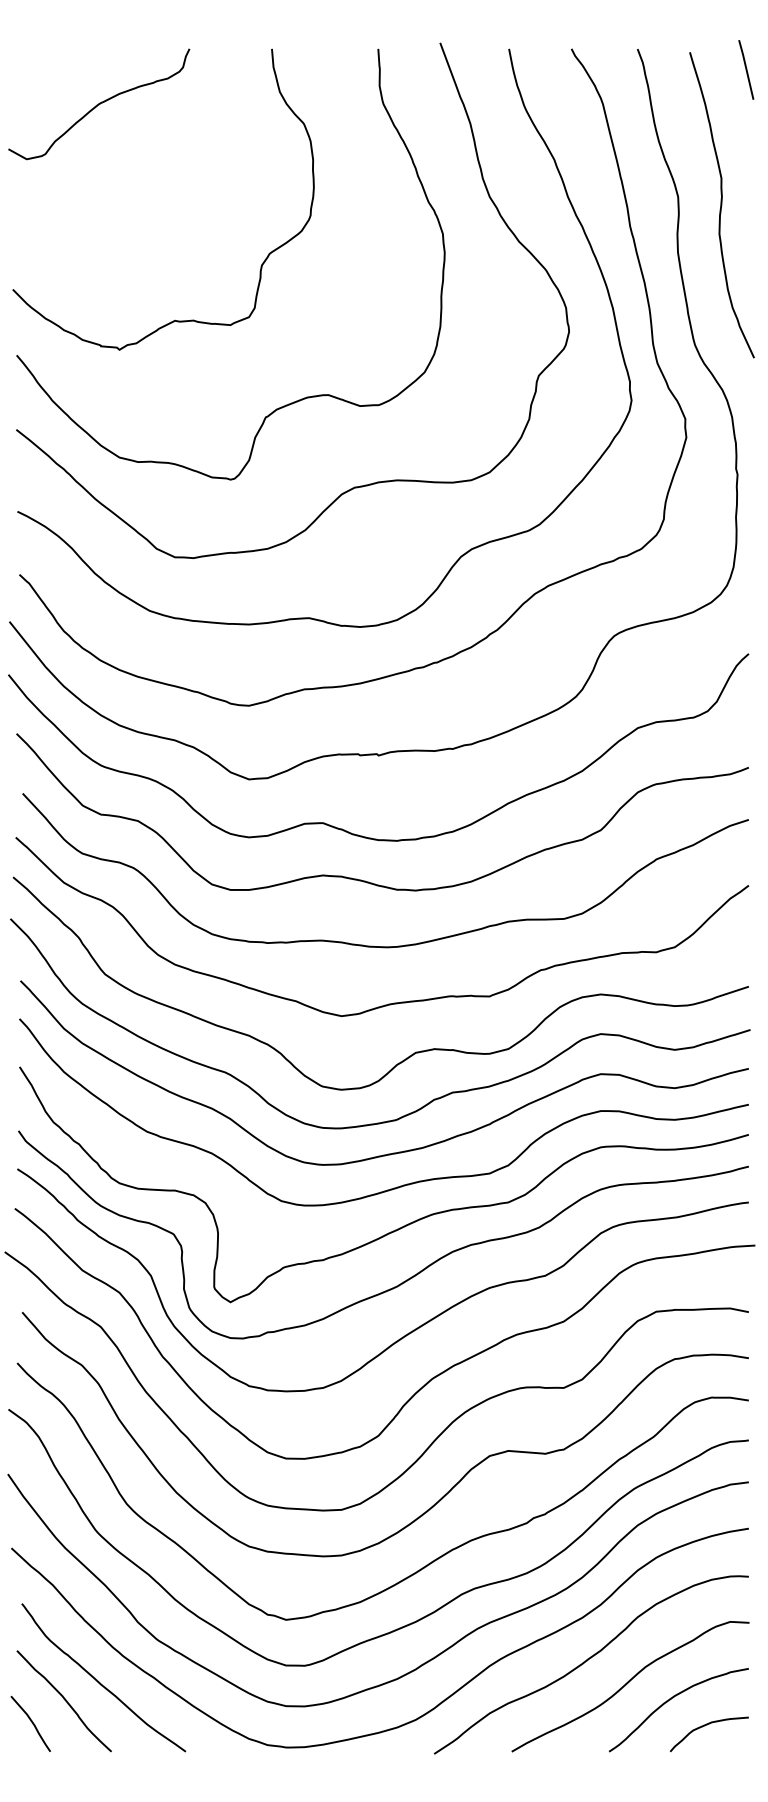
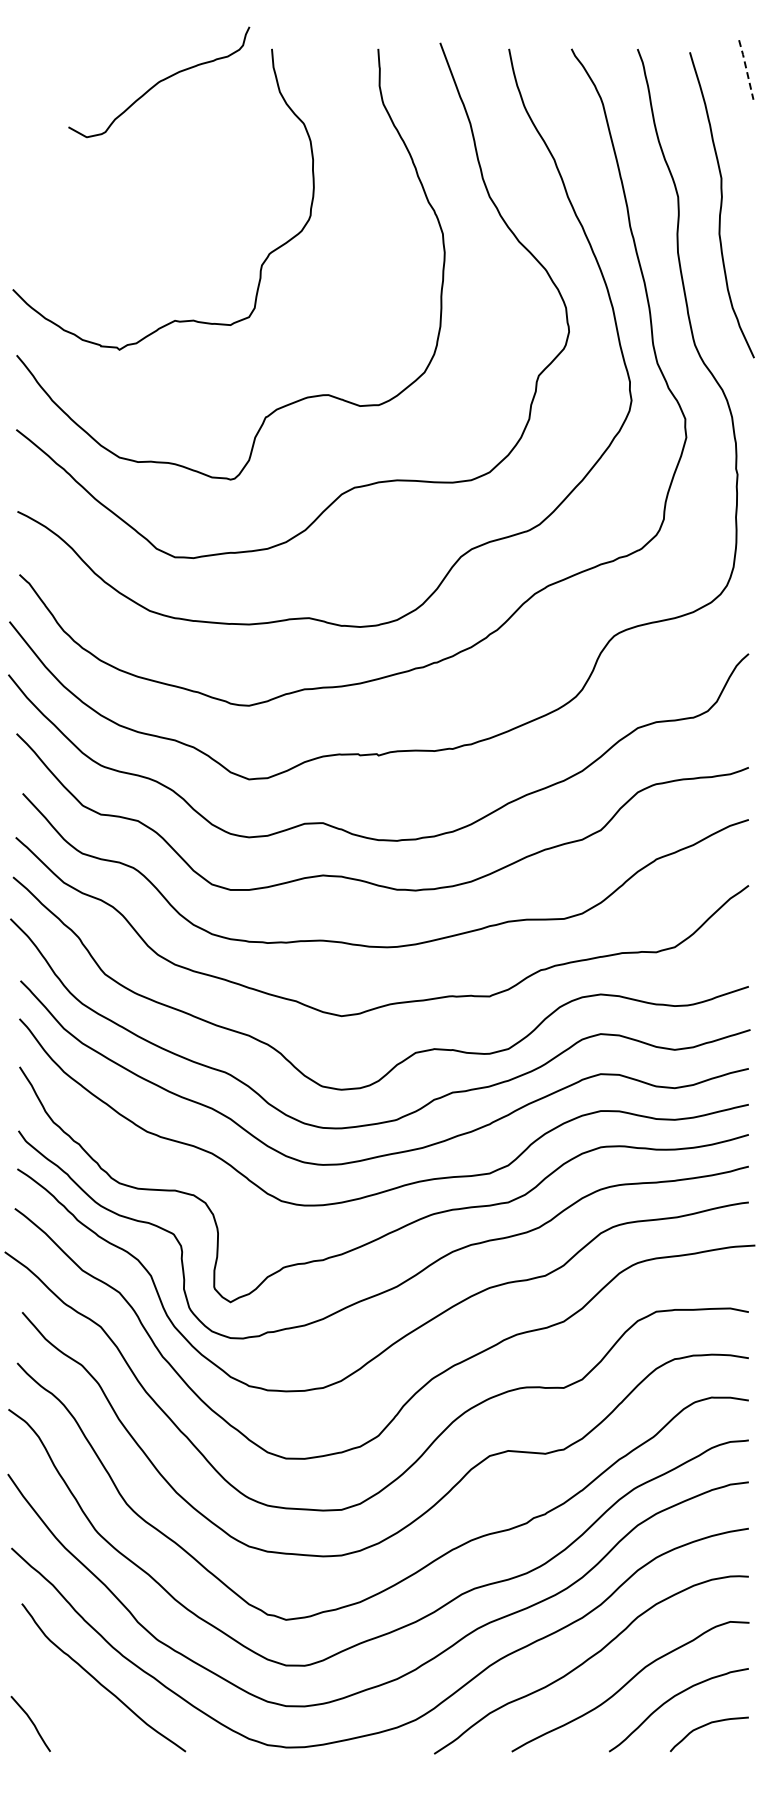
line: solid -> dashed (746, 69)
curve position: (99, 104) -> (159, 82) (159, 82)
curve: present -> none (64, 1700)
